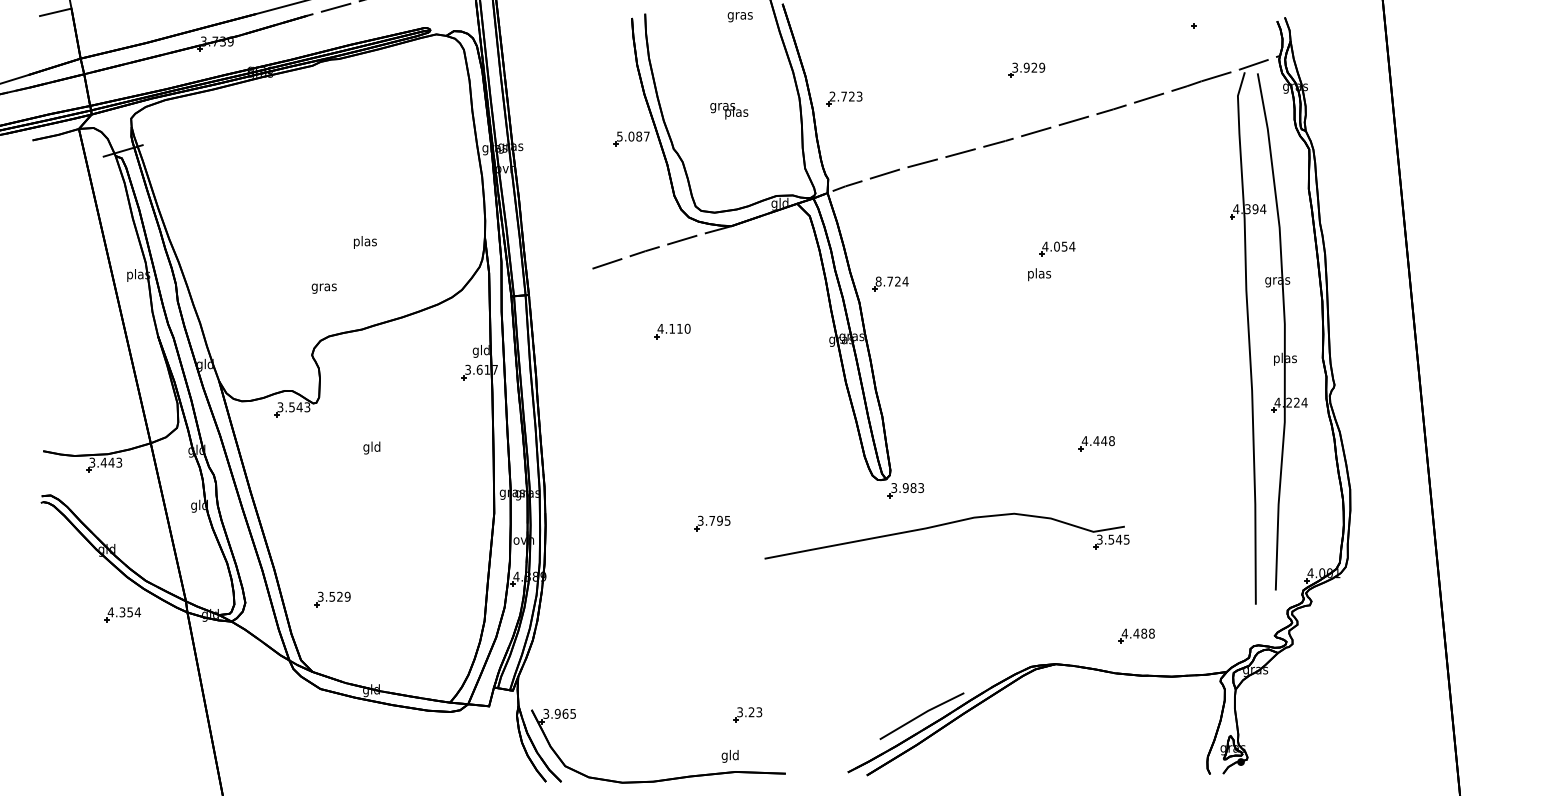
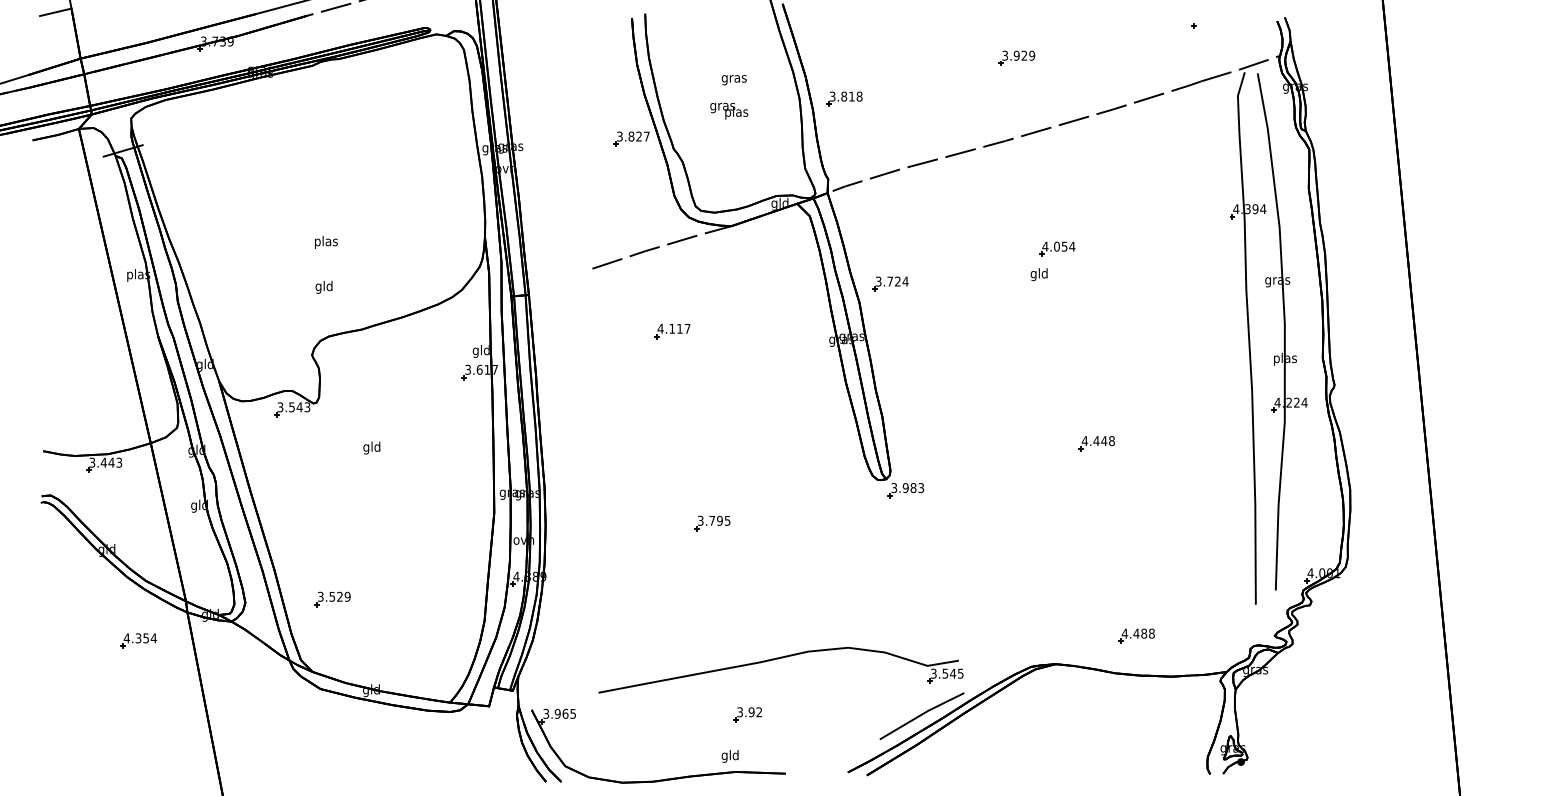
text position: (739, 17) -> (733, 80) (733, 80)
part position: (1026, 69) -> (1016, 57) (1016, 57)
text: 2.723 -> 3.818 (845, 96)
text: 5.087 -> 3.827 (629, 136)
text position: (365, 242) -> (326, 242) (326, 242)
text: plas -> gld (1039, 274)
text: 8.724 -> 3.724 (878, 281)
text: gras -> gld (323, 286)
text: 4.110 -> 4.117 (687, 328)
part position: (944, 525) -> (778, 659) (778, 659)
part position: (122, 614) -> (138, 640) (138, 640)
text: 3.23 -> 3.92 (755, 712)
